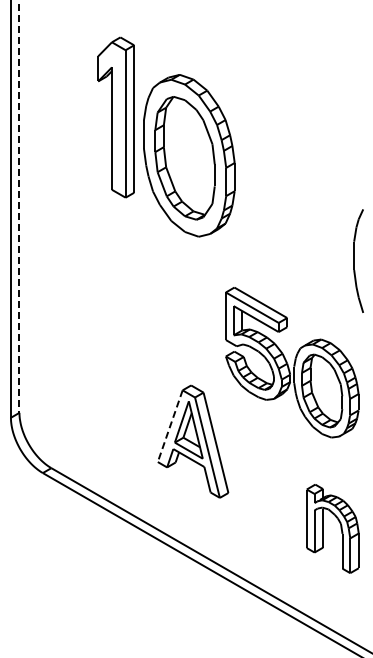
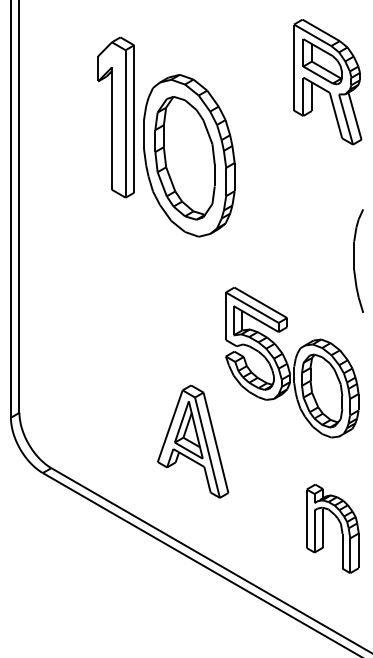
part: none -> present (327, 82)
line: dashed -> solid (19, 206)
line: dashed -> solid (170, 426)
